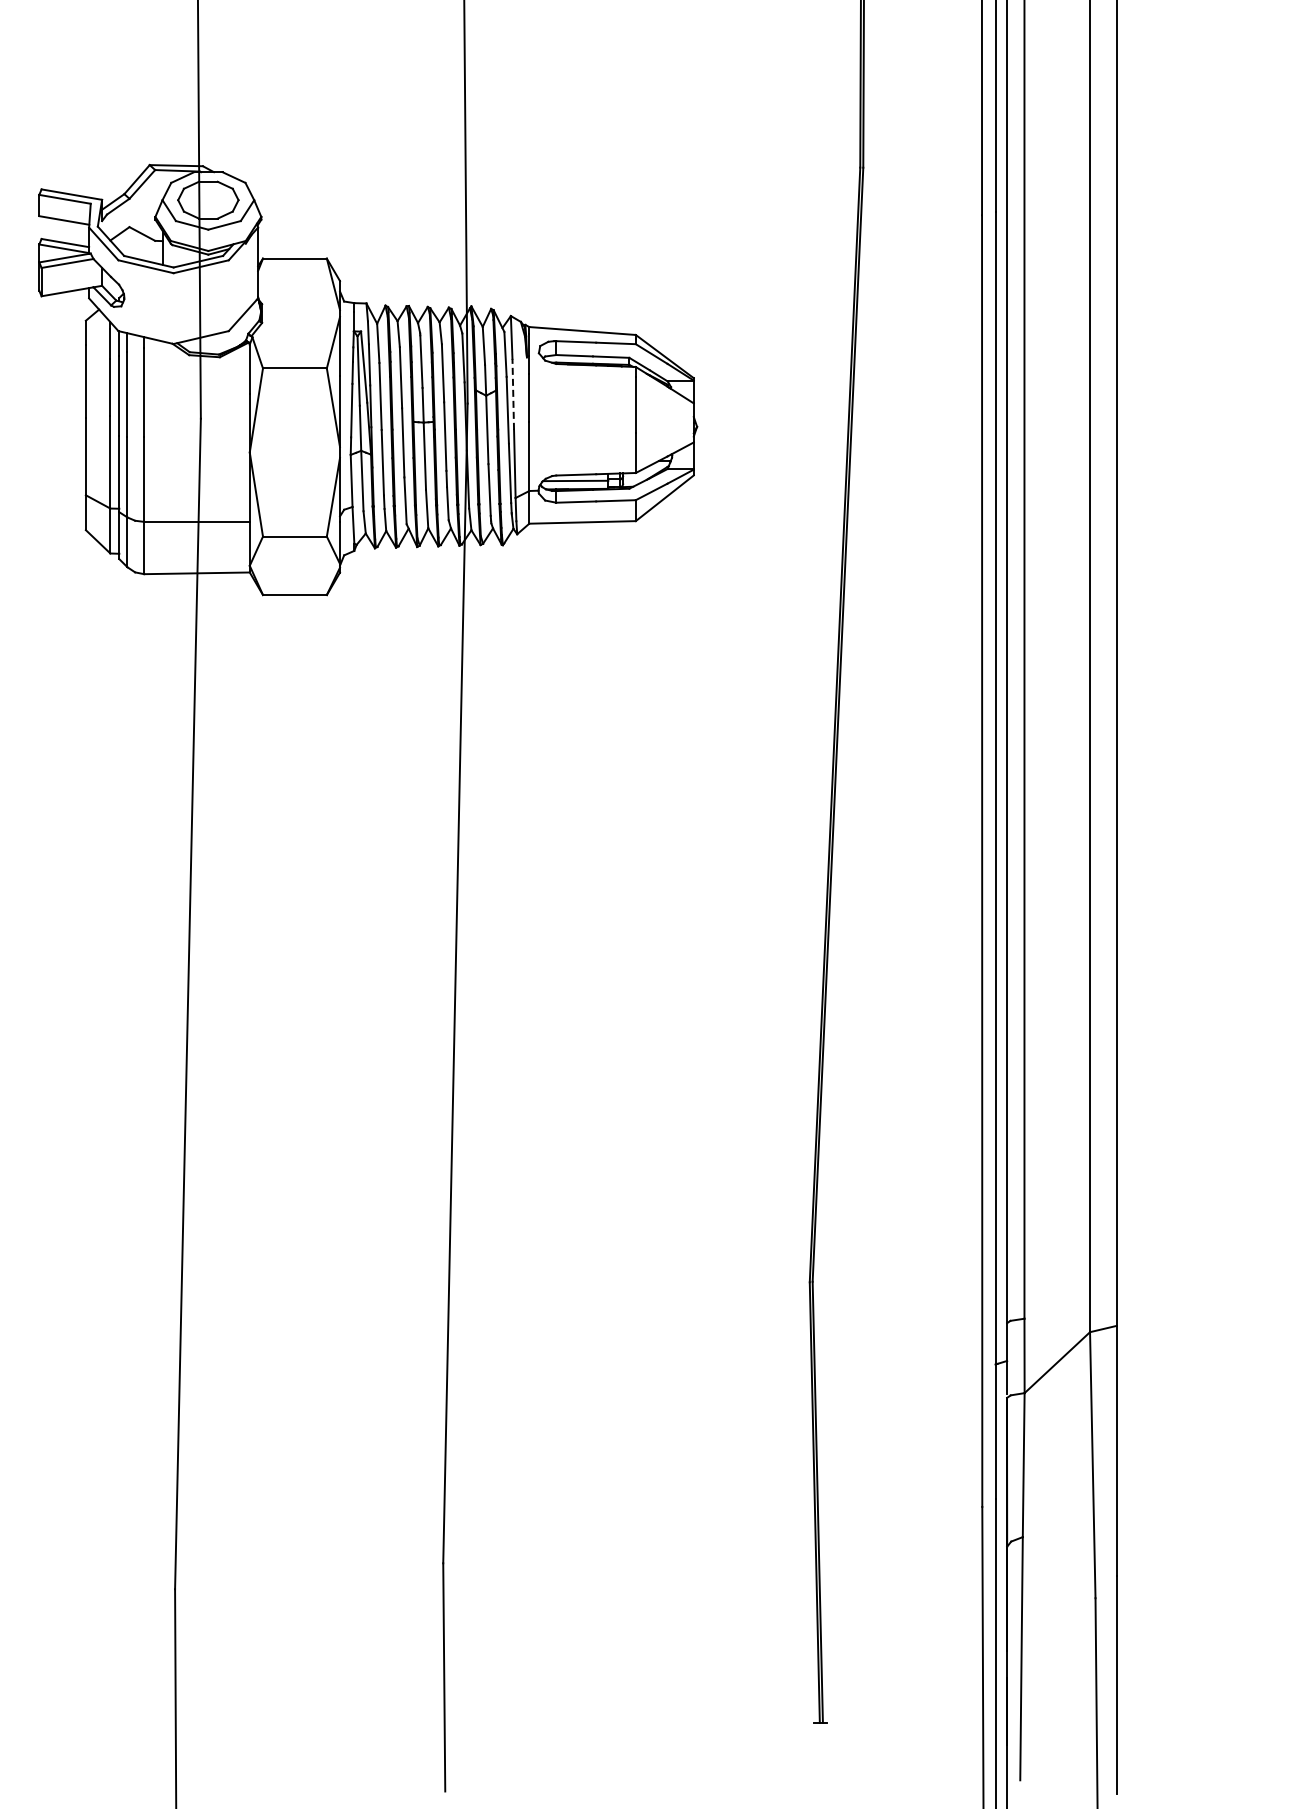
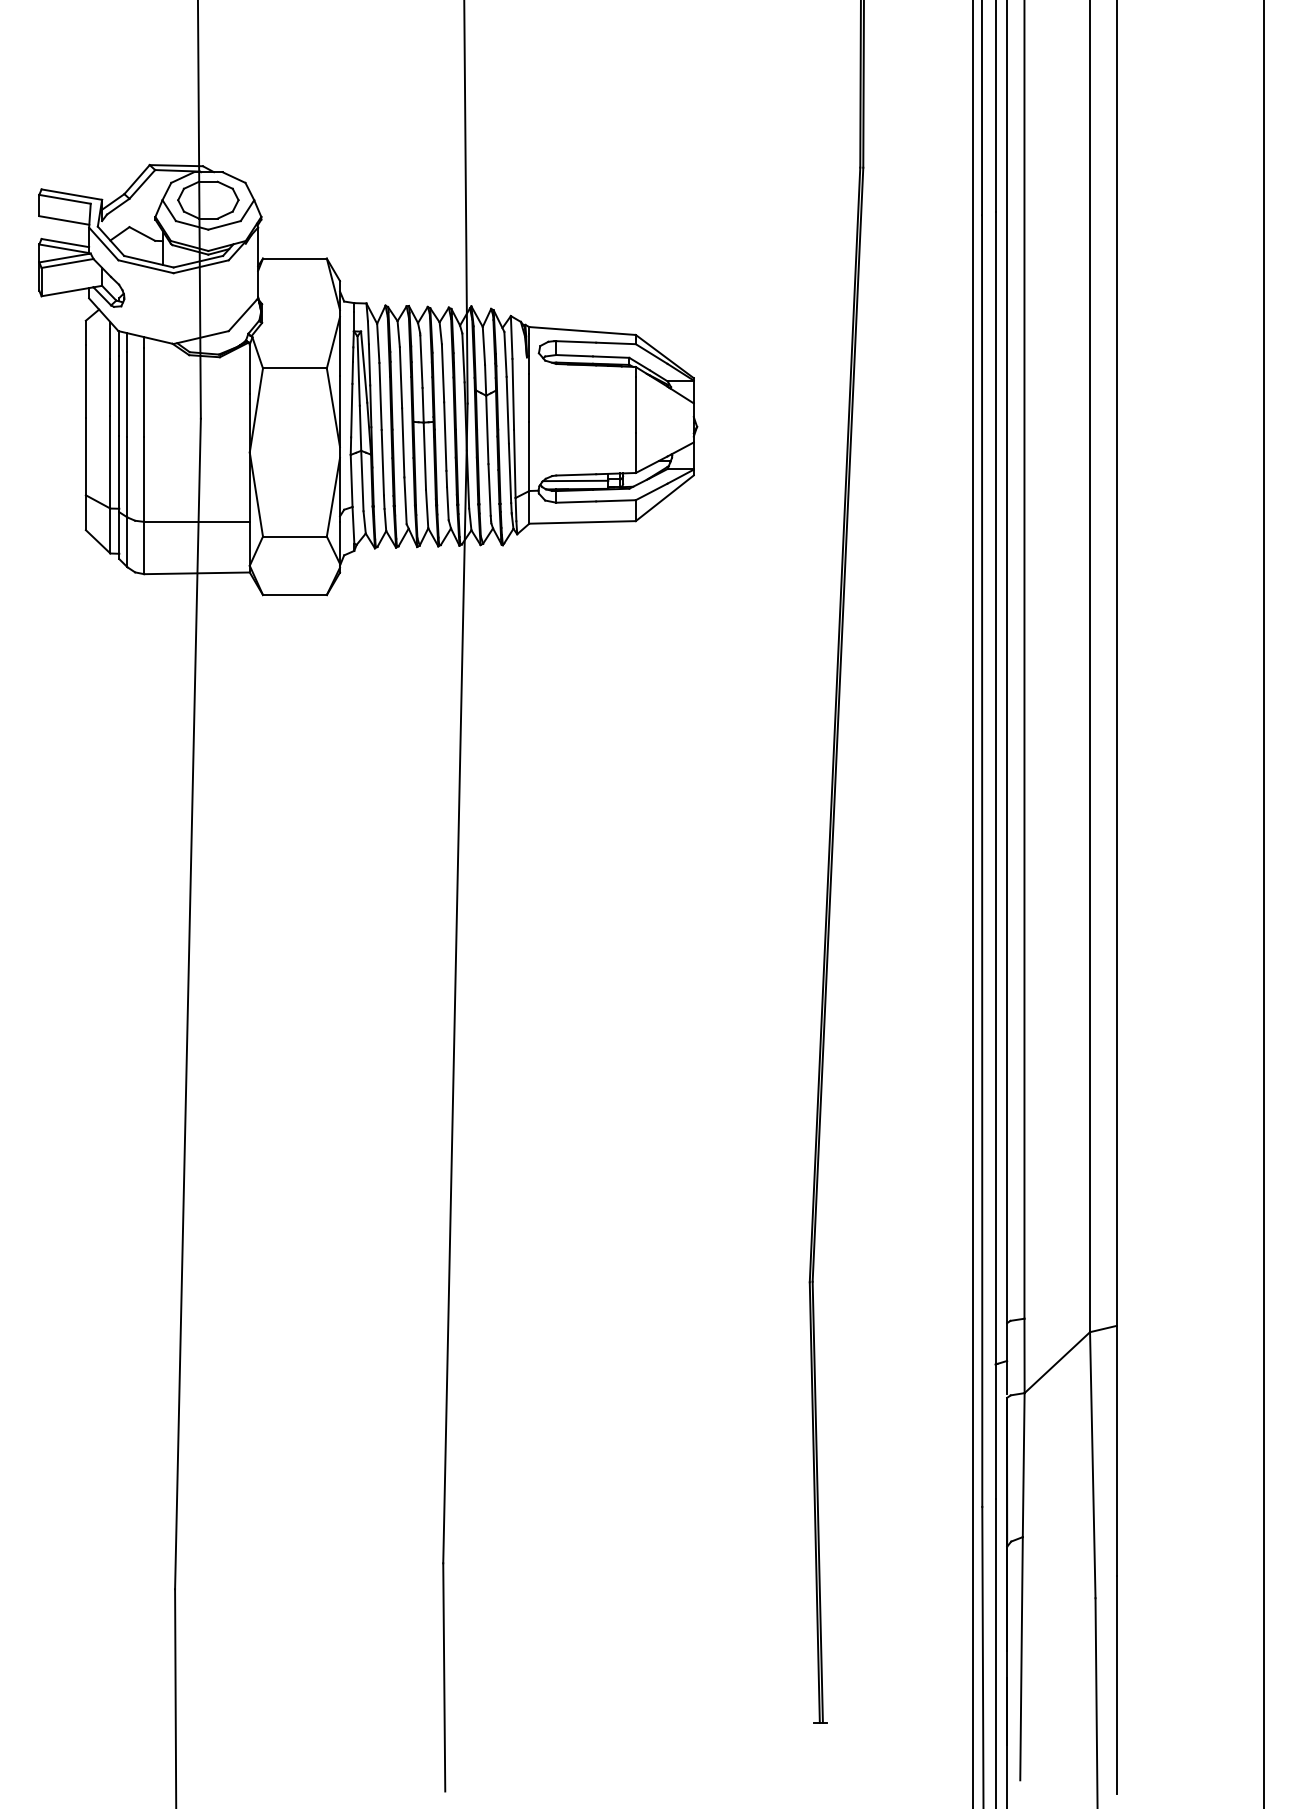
line: dashed -> solid (513, 394)
line: none -> present (972, 903)
line: none -> present (1263, 903)
